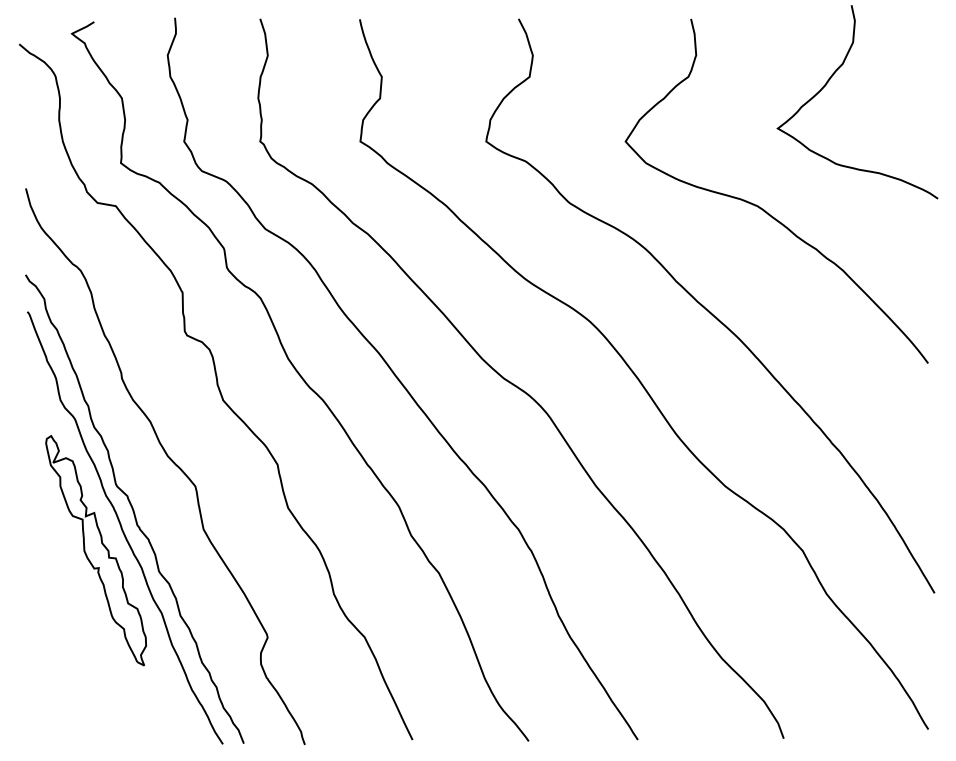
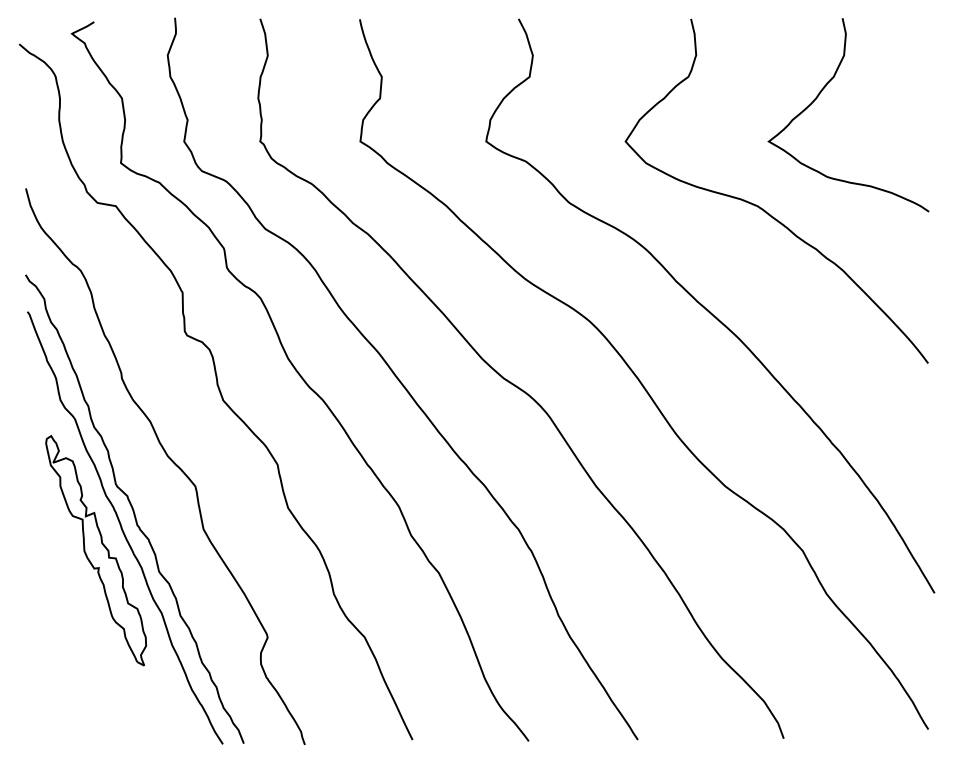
curve position: (828, 82) -> (819, 95) (819, 95)
